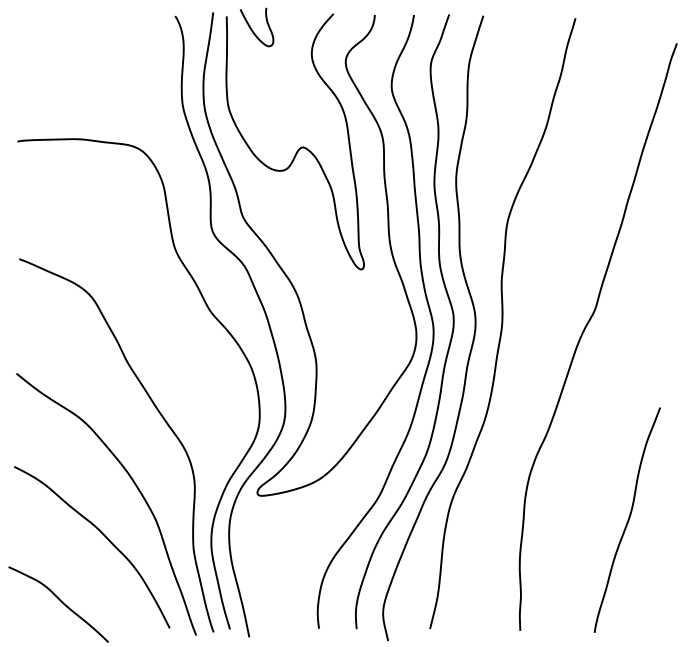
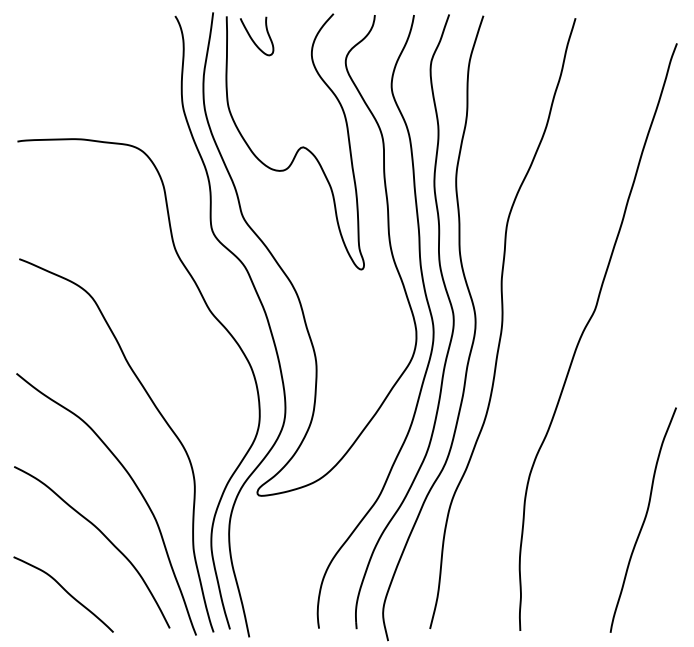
curve position: (253, 30) -> (253, 39) (253, 39)
curve position: (627, 519) -> (643, 519) (643, 519)
curve position: (60, 601) -> (65, 591) (65, 591)
